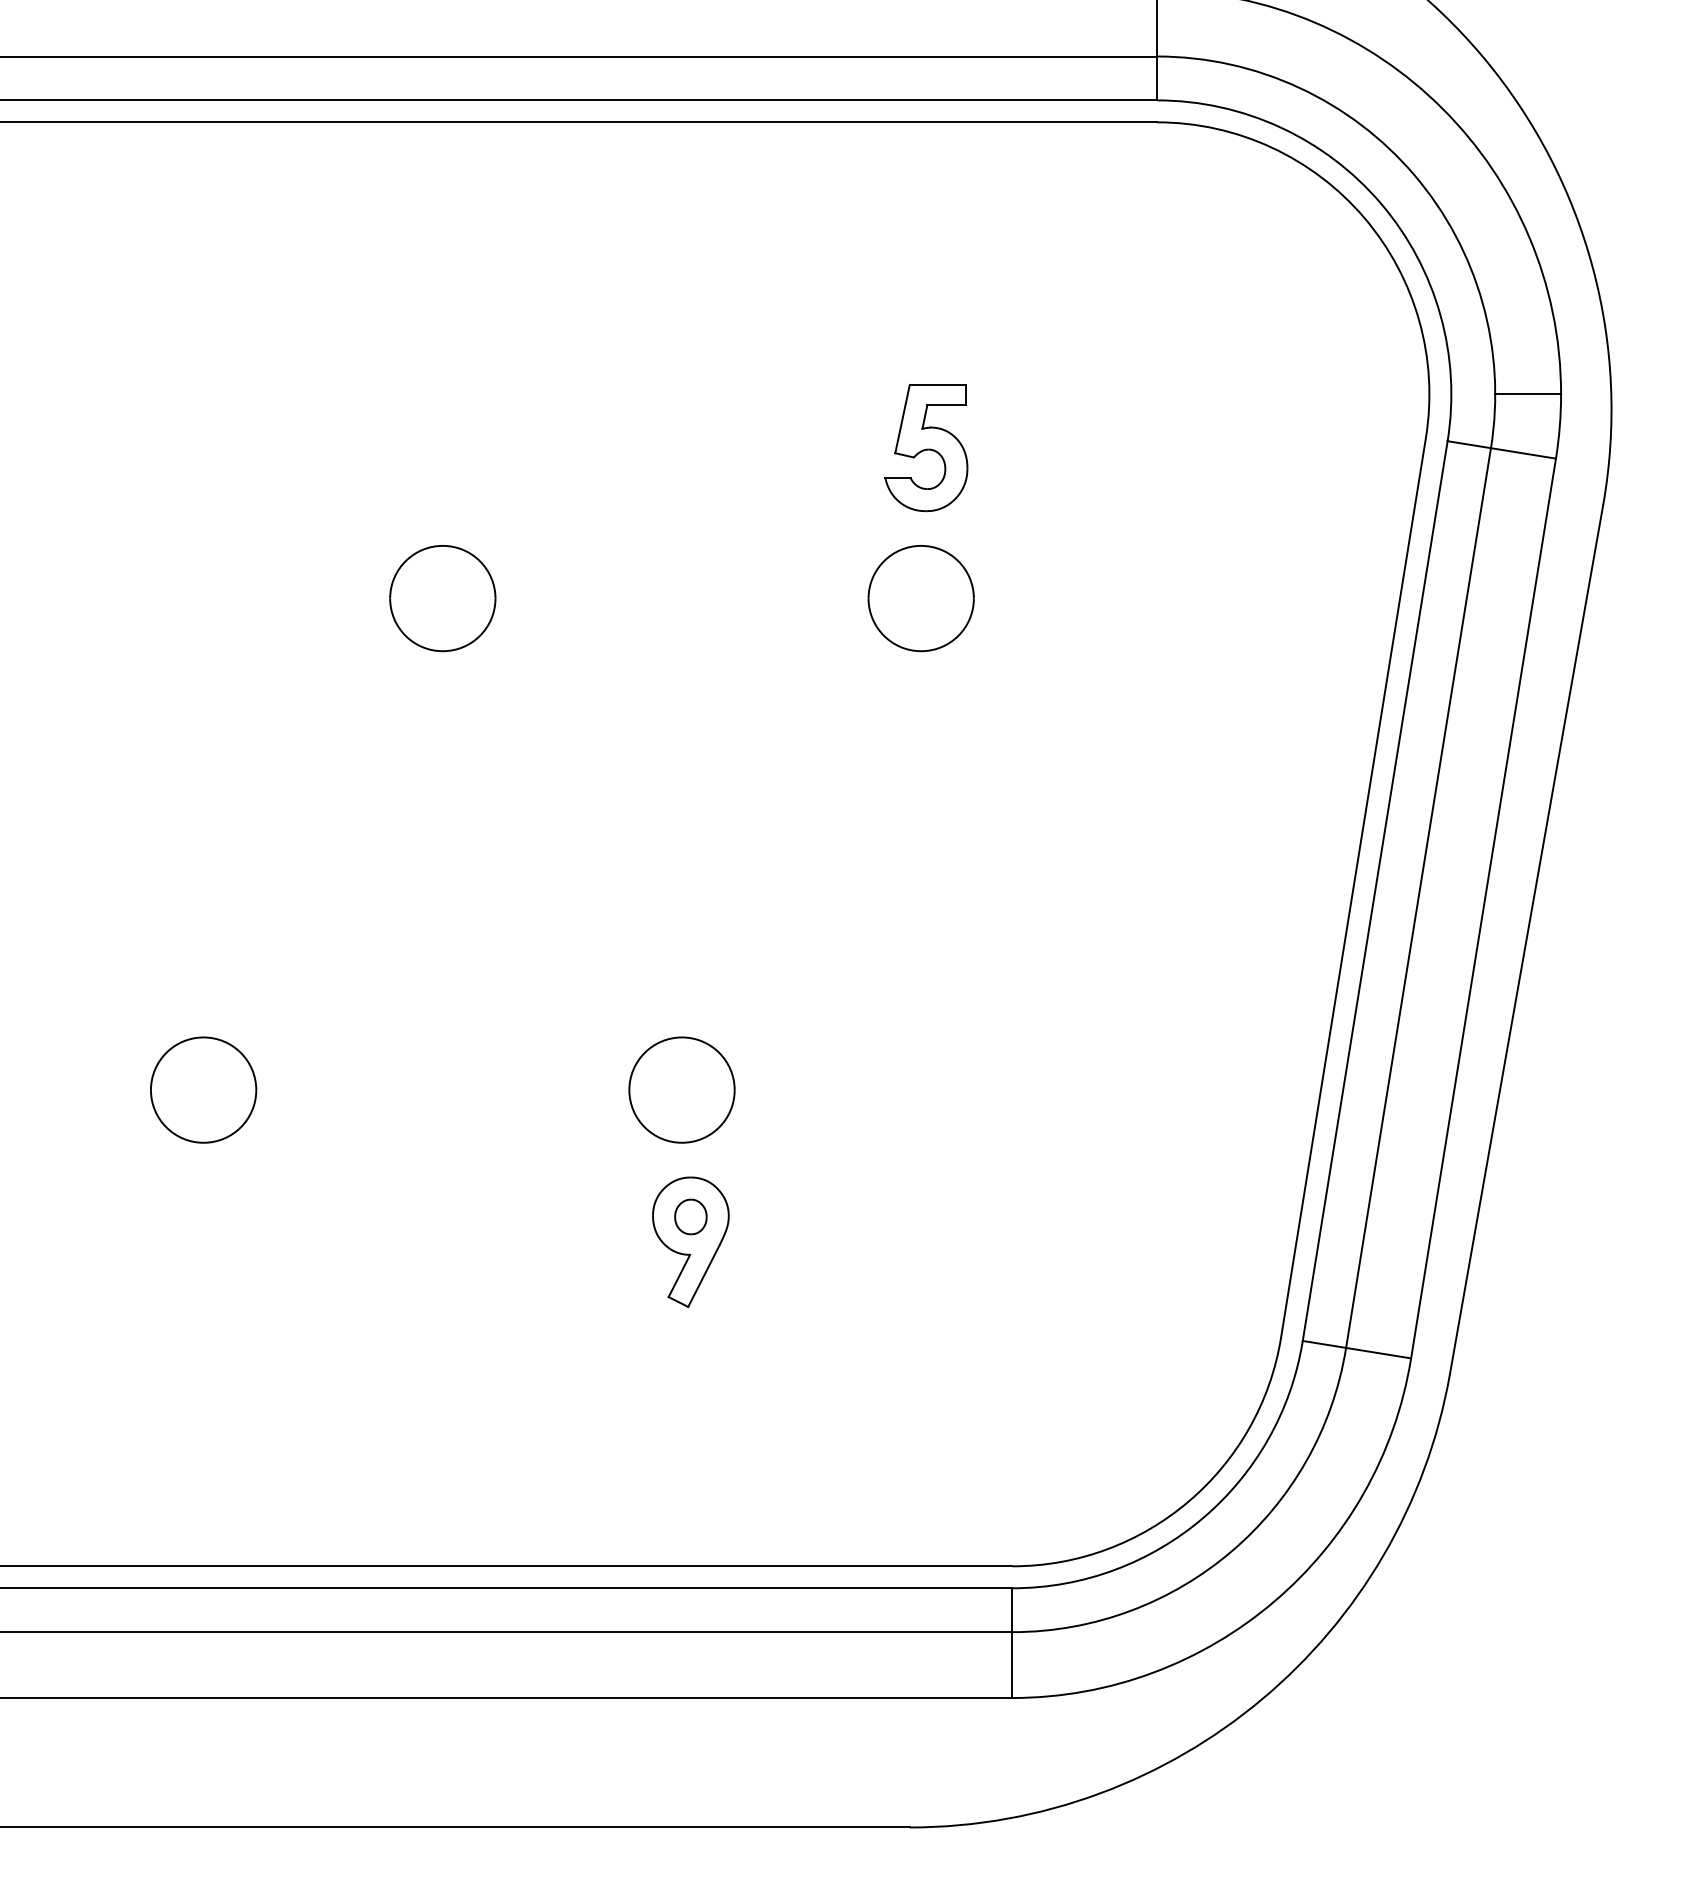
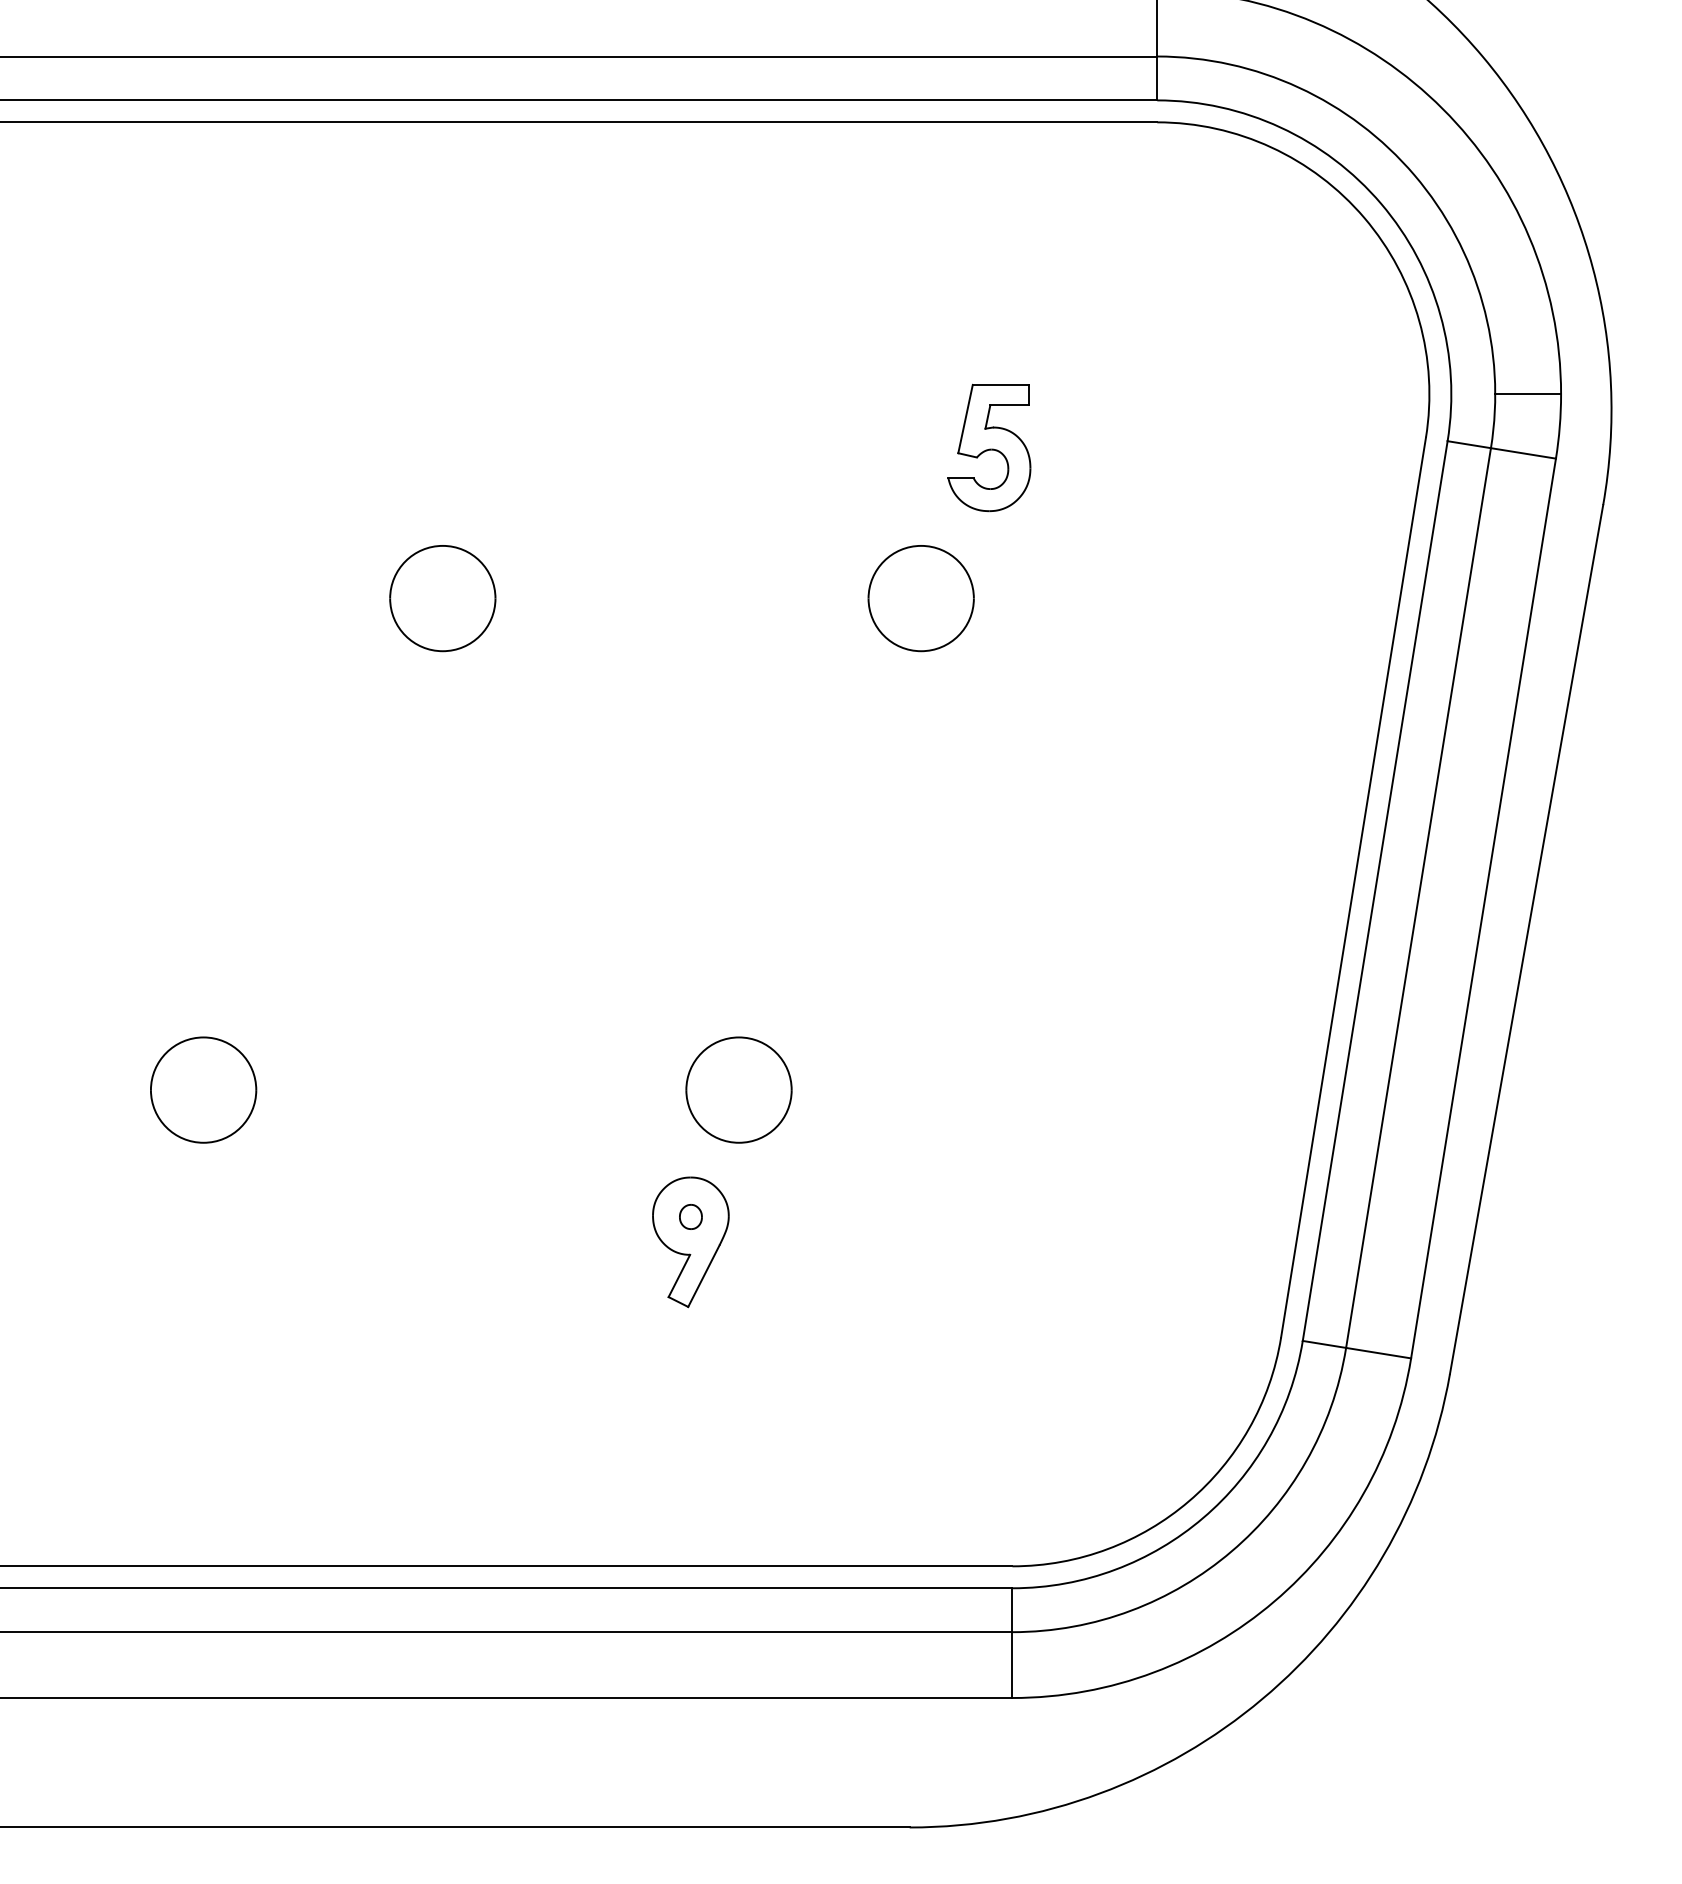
part position: (926, 447) -> (989, 447) (989, 447)
part position: (681, 1089) -> (738, 1089) (738, 1089)
part size: 34x38 px -> 24x26 px (690, 1216)
